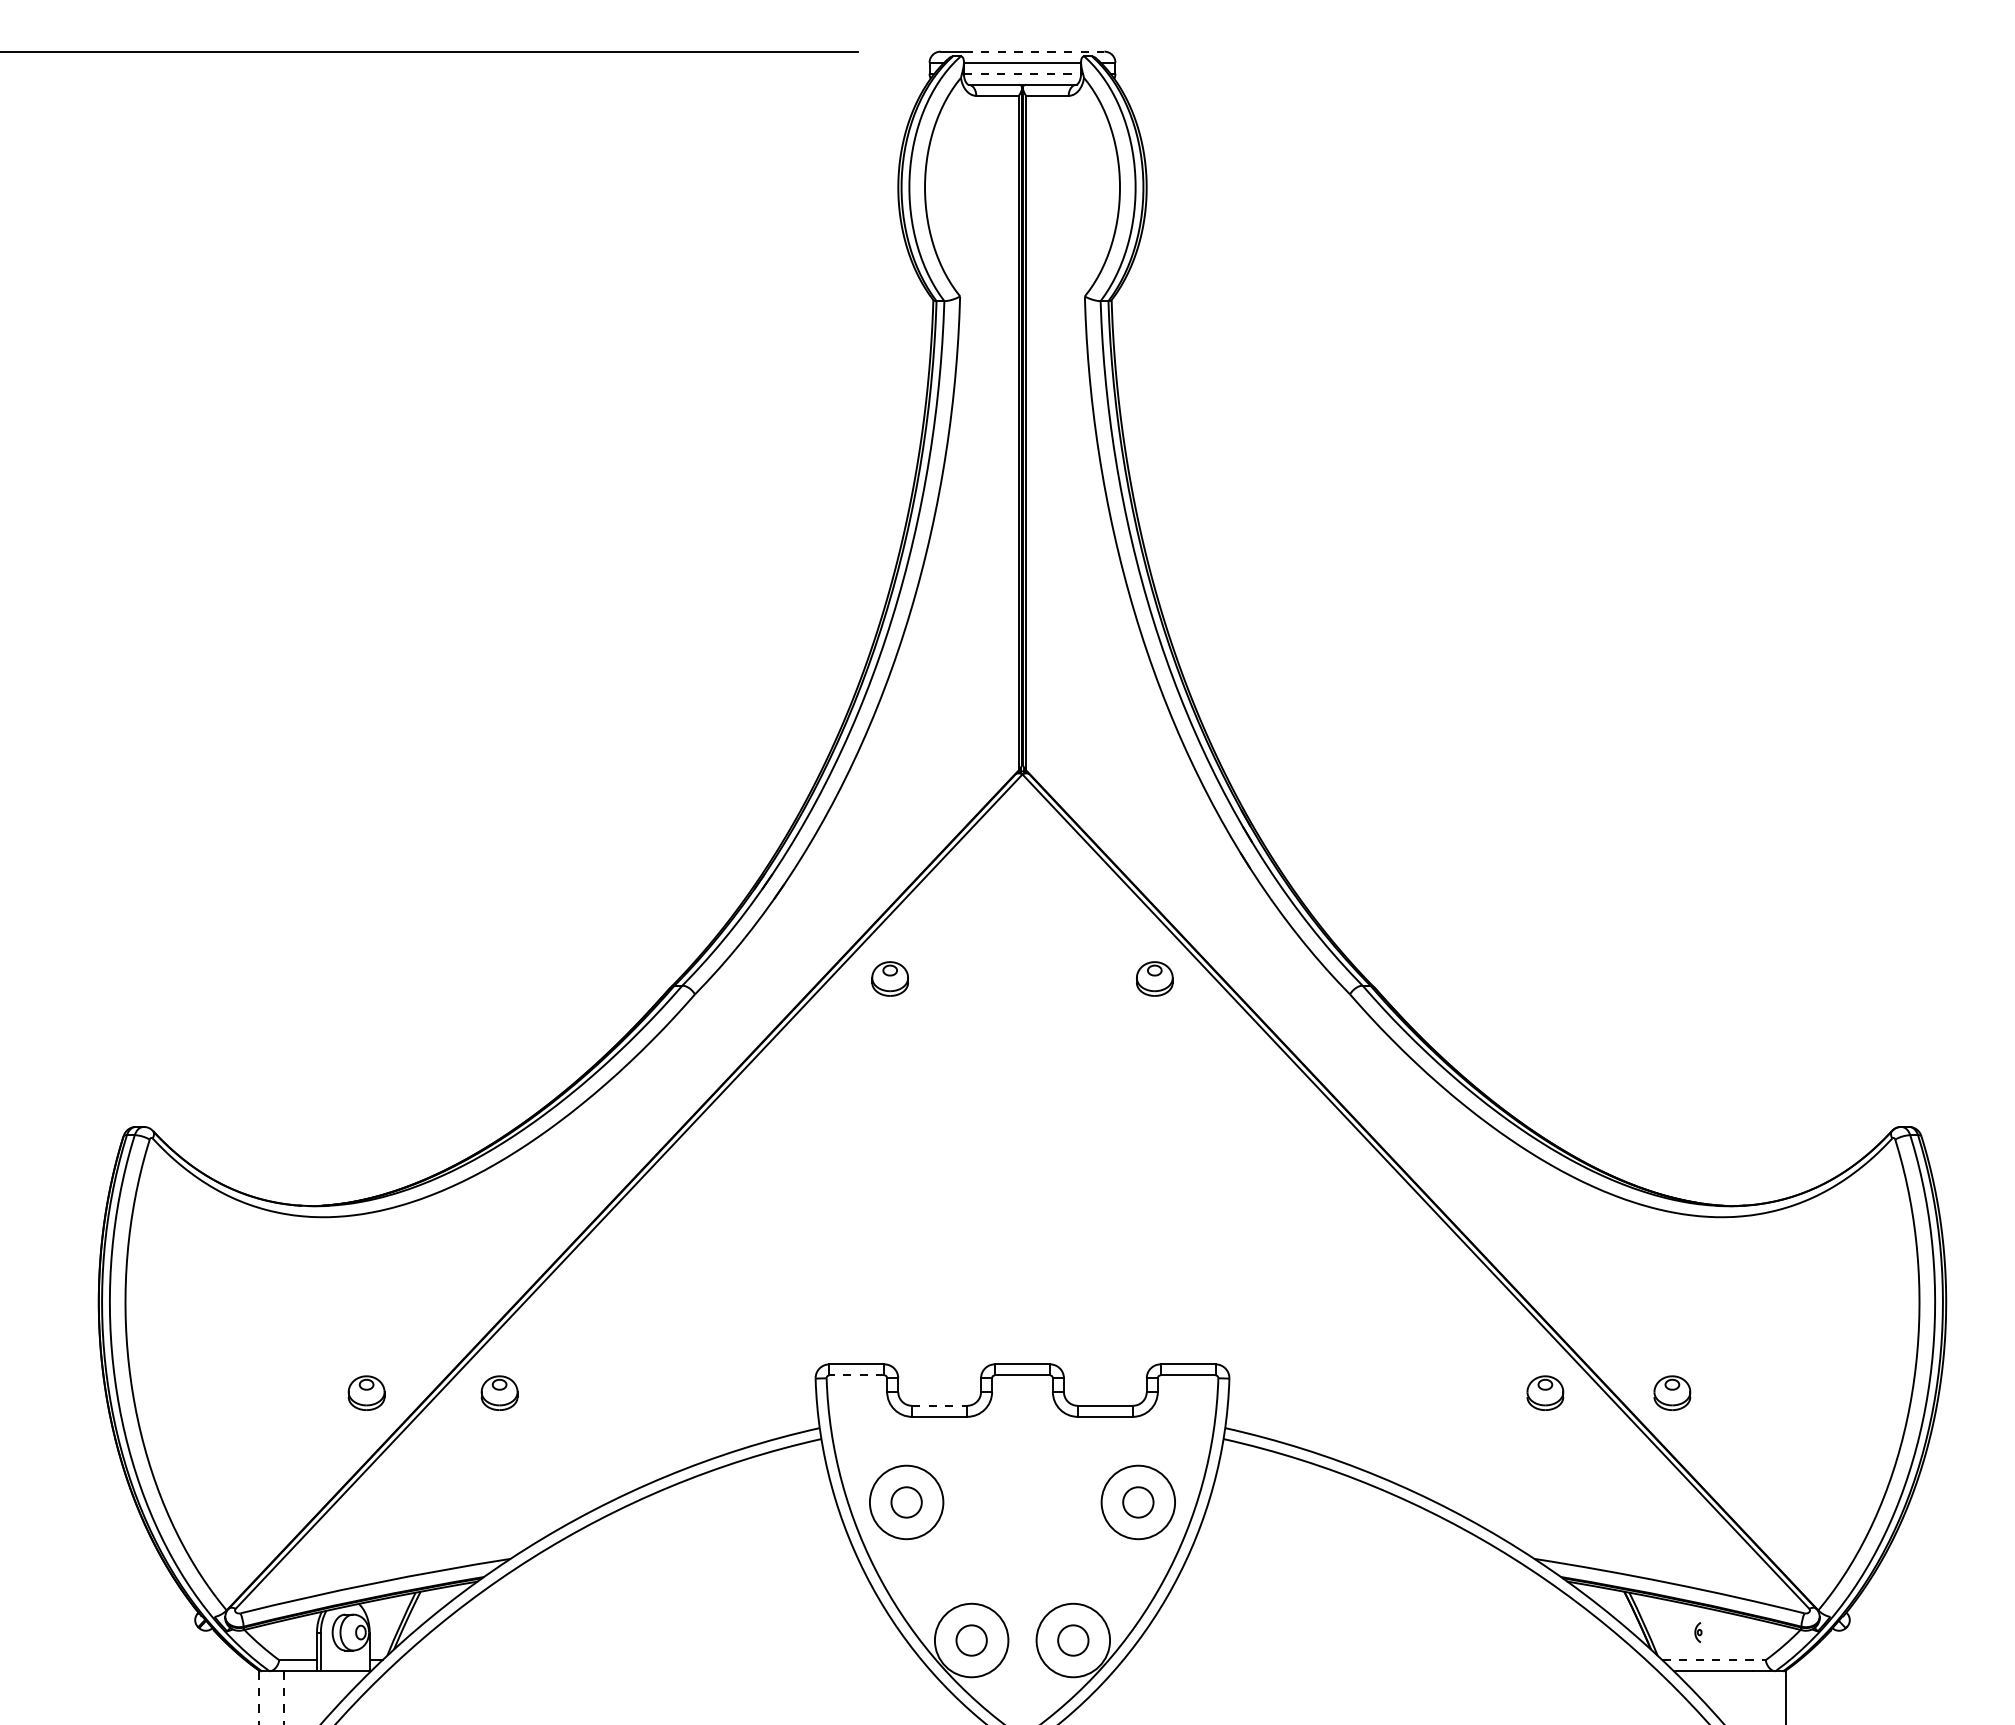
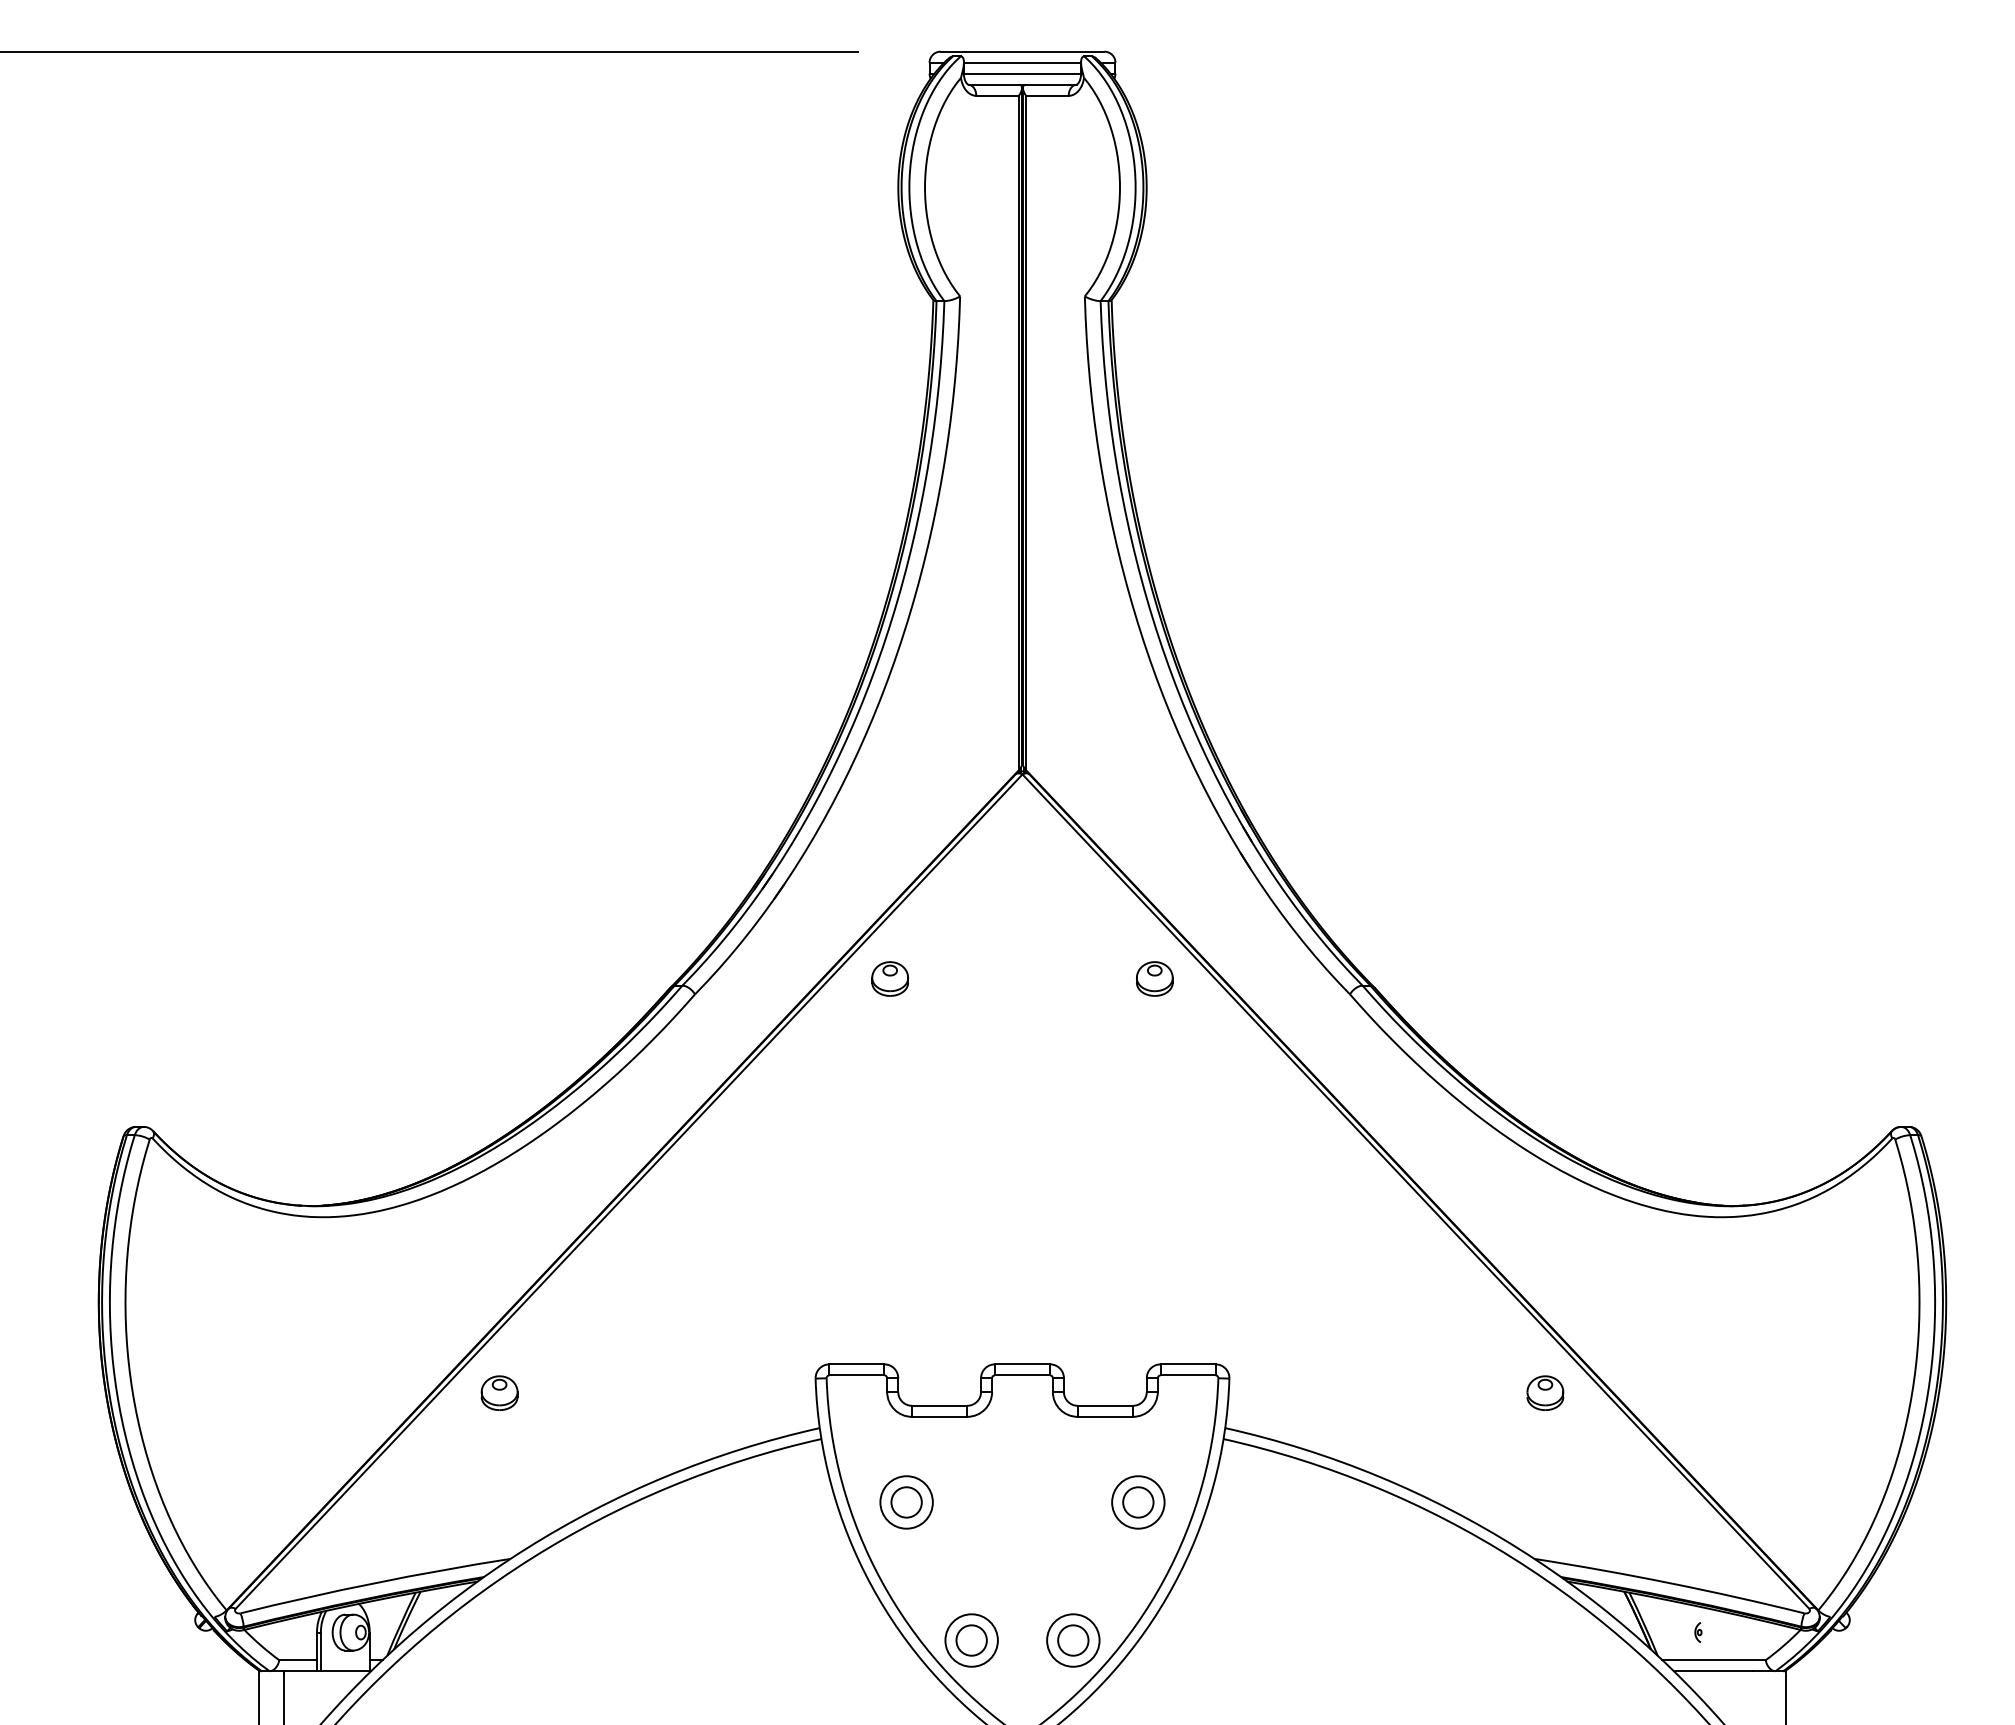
line: dashed -> solid (1034, 51)
line: dashed -> solid (1022, 73)
line: dashed -> solid (856, 1375)
part: present -> none (366, 1392)
part: present -> none (1672, 1392)
line: dashed -> solid (939, 1405)
circle diameter: 73 px -> 52 px (906, 1502)
circle diameter: 73 px -> 52 px (1138, 1502)
circle diameter: 73 px -> 52 px (971, 1640)
circle diameter: 73 px -> 52 px (1073, 1640)
line: dashed -> solid (1714, 1660)
line: dashed -> solid (258, 1698)
line: dashed -> solid (283, 1698)
